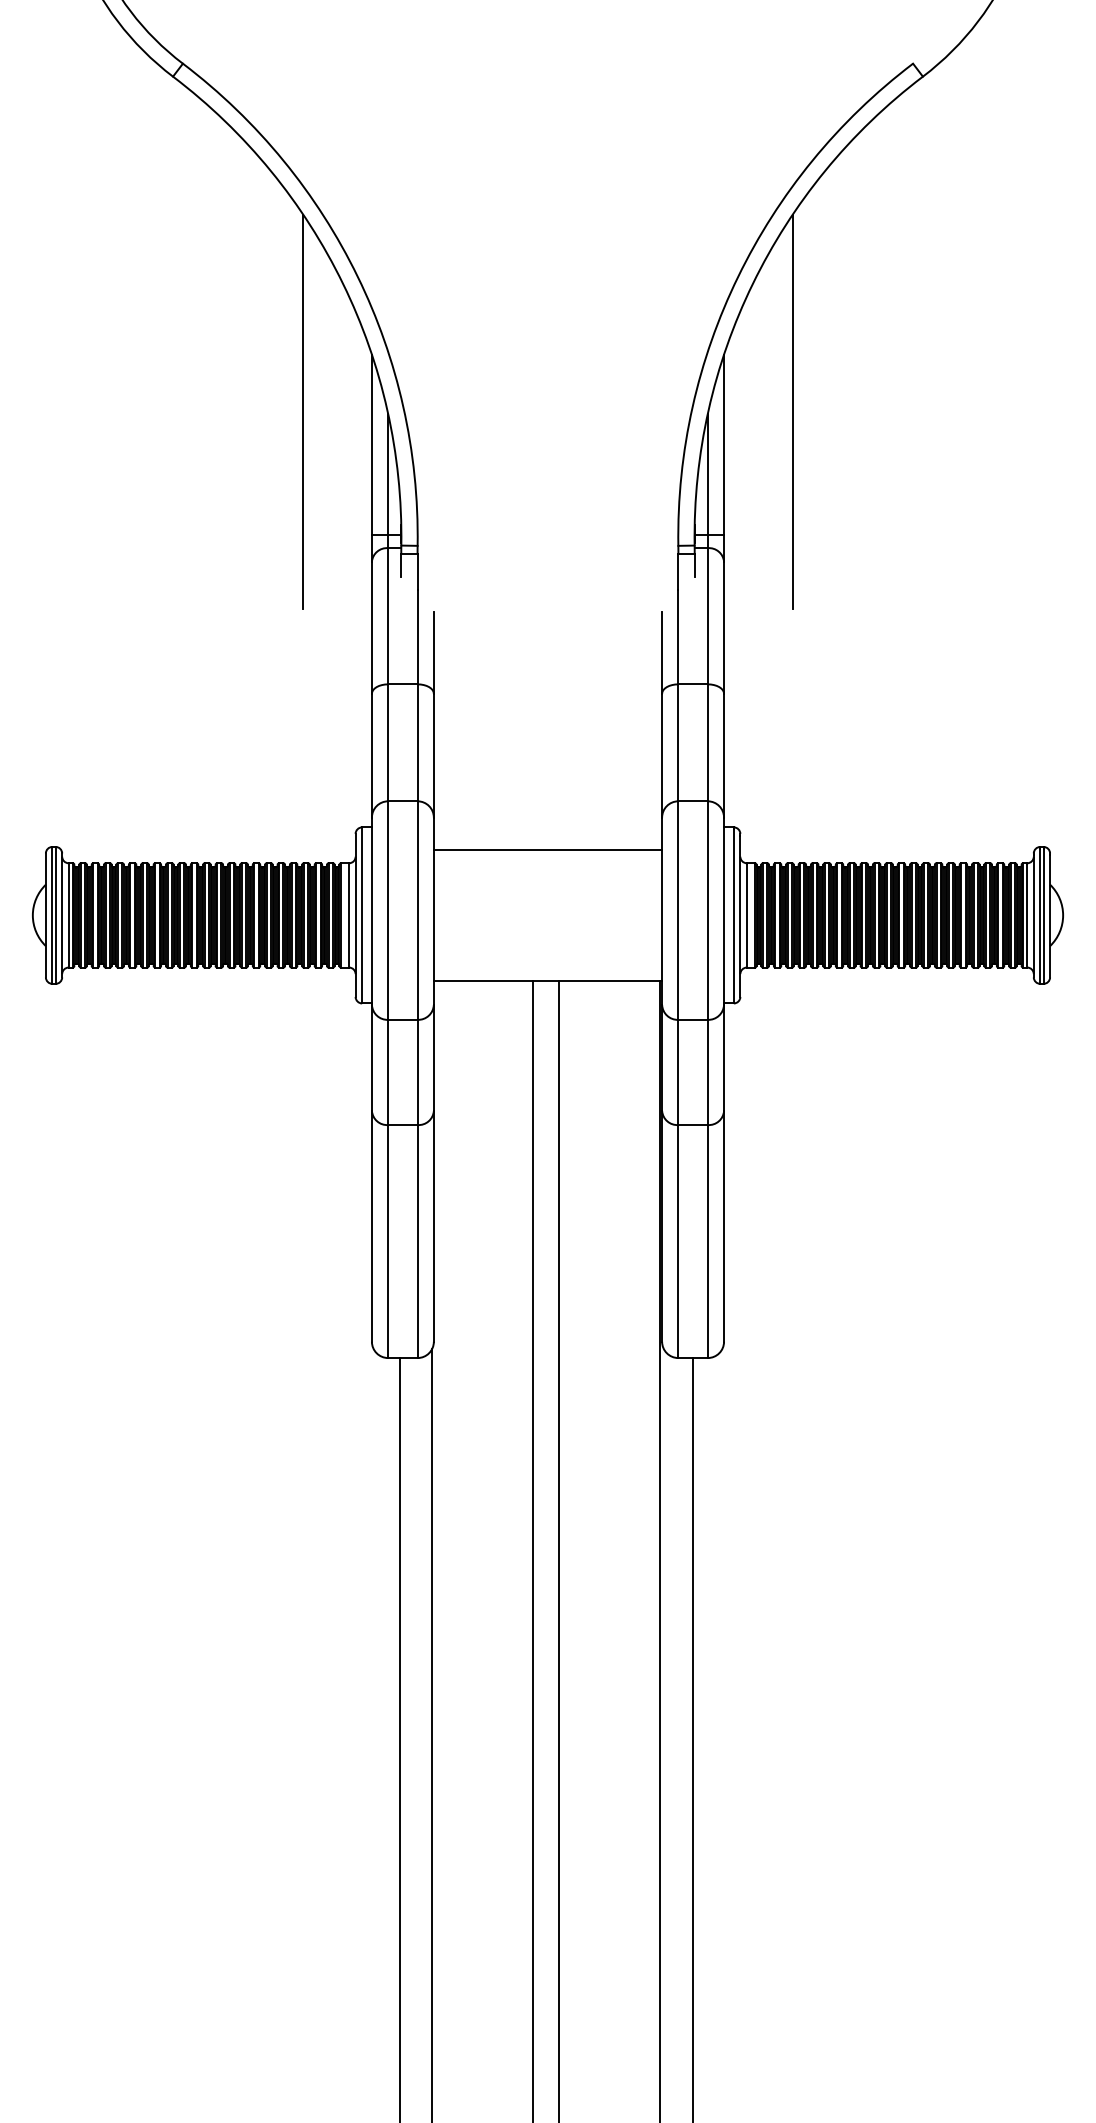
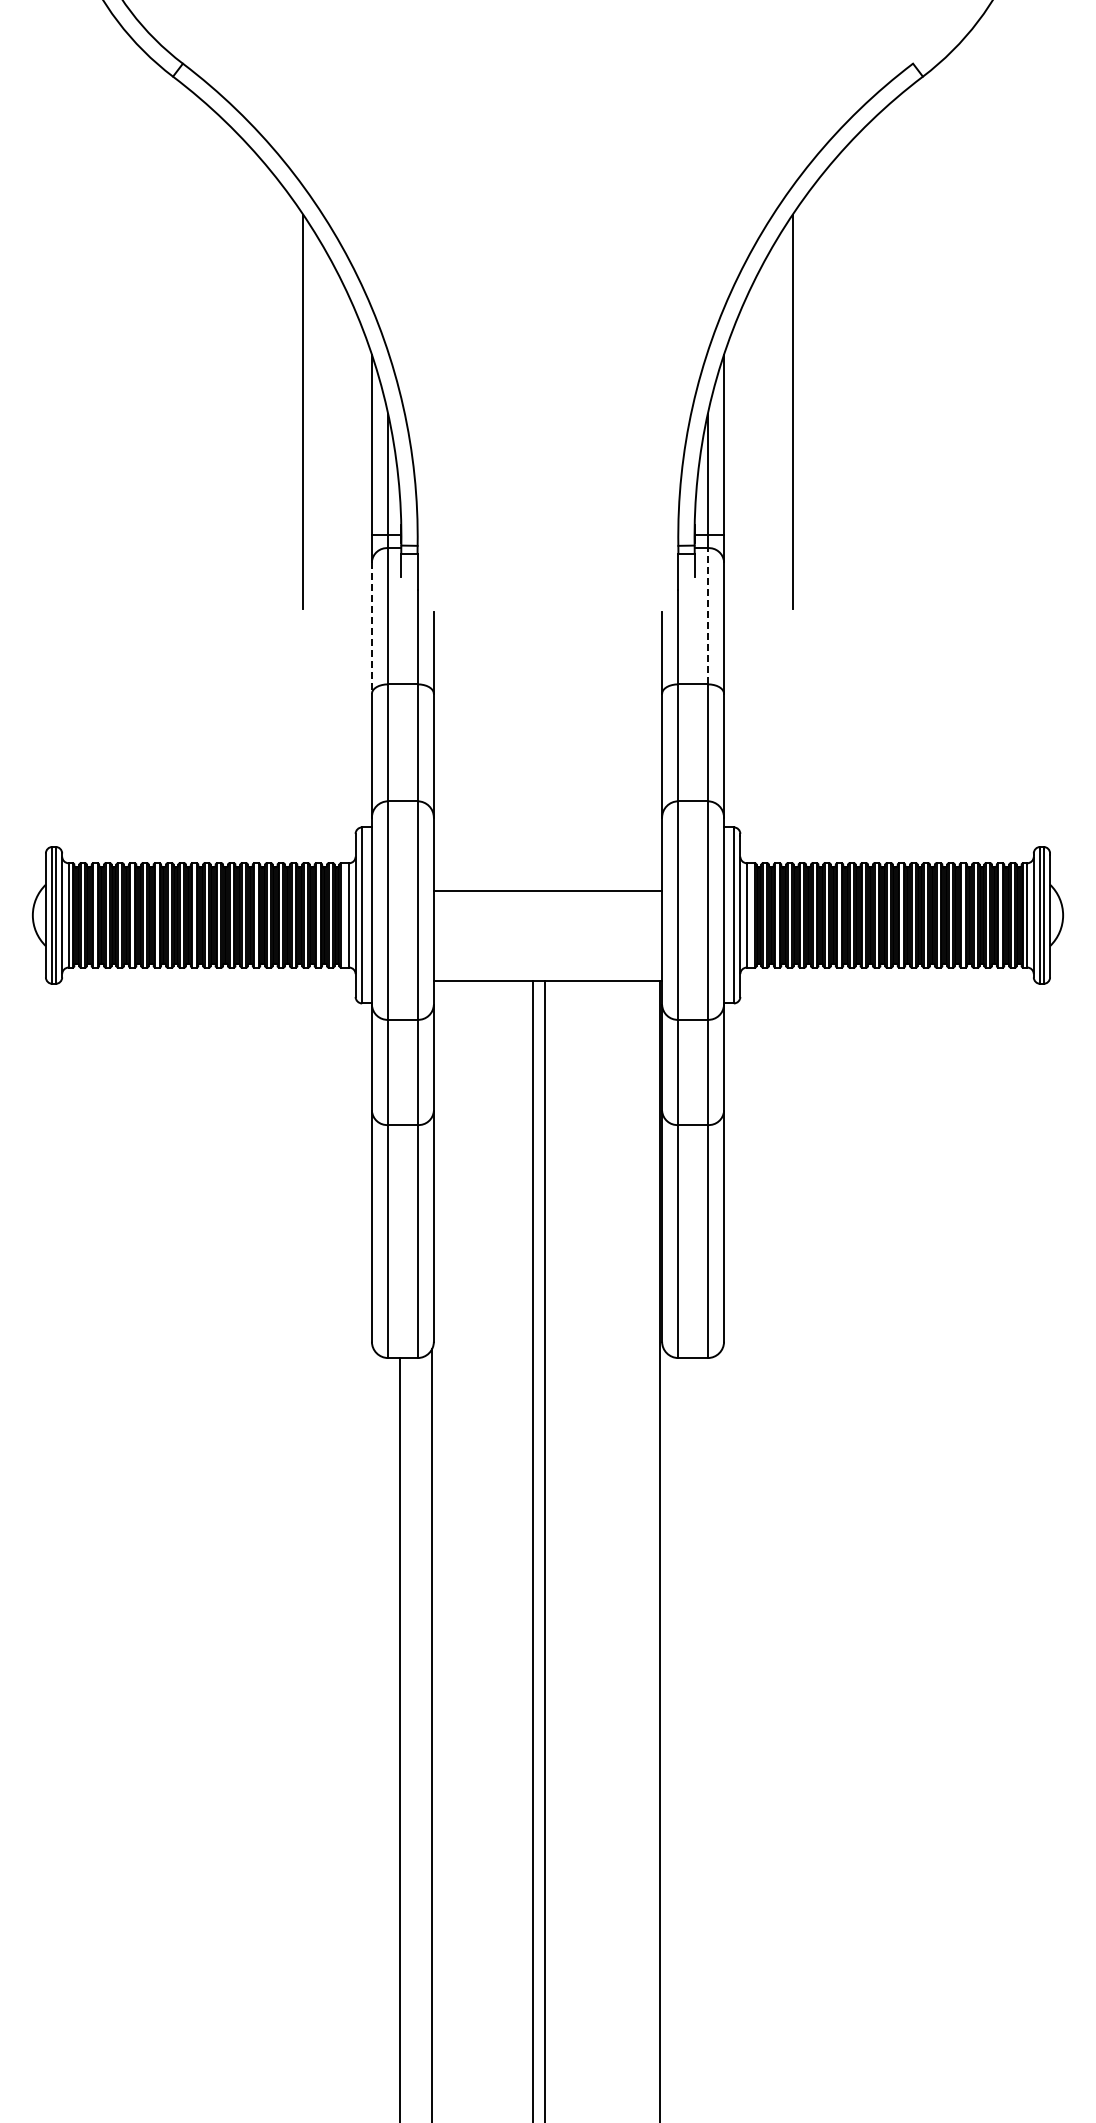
line: solid -> dashed (707, 615)
line: solid -> dashed (371, 628)
line position: (547, 850) -> (547, 891) (547, 891)
line position: (559, 1549) -> (545, 1549) (545, 1549)
line: present -> none (693, 1738)
